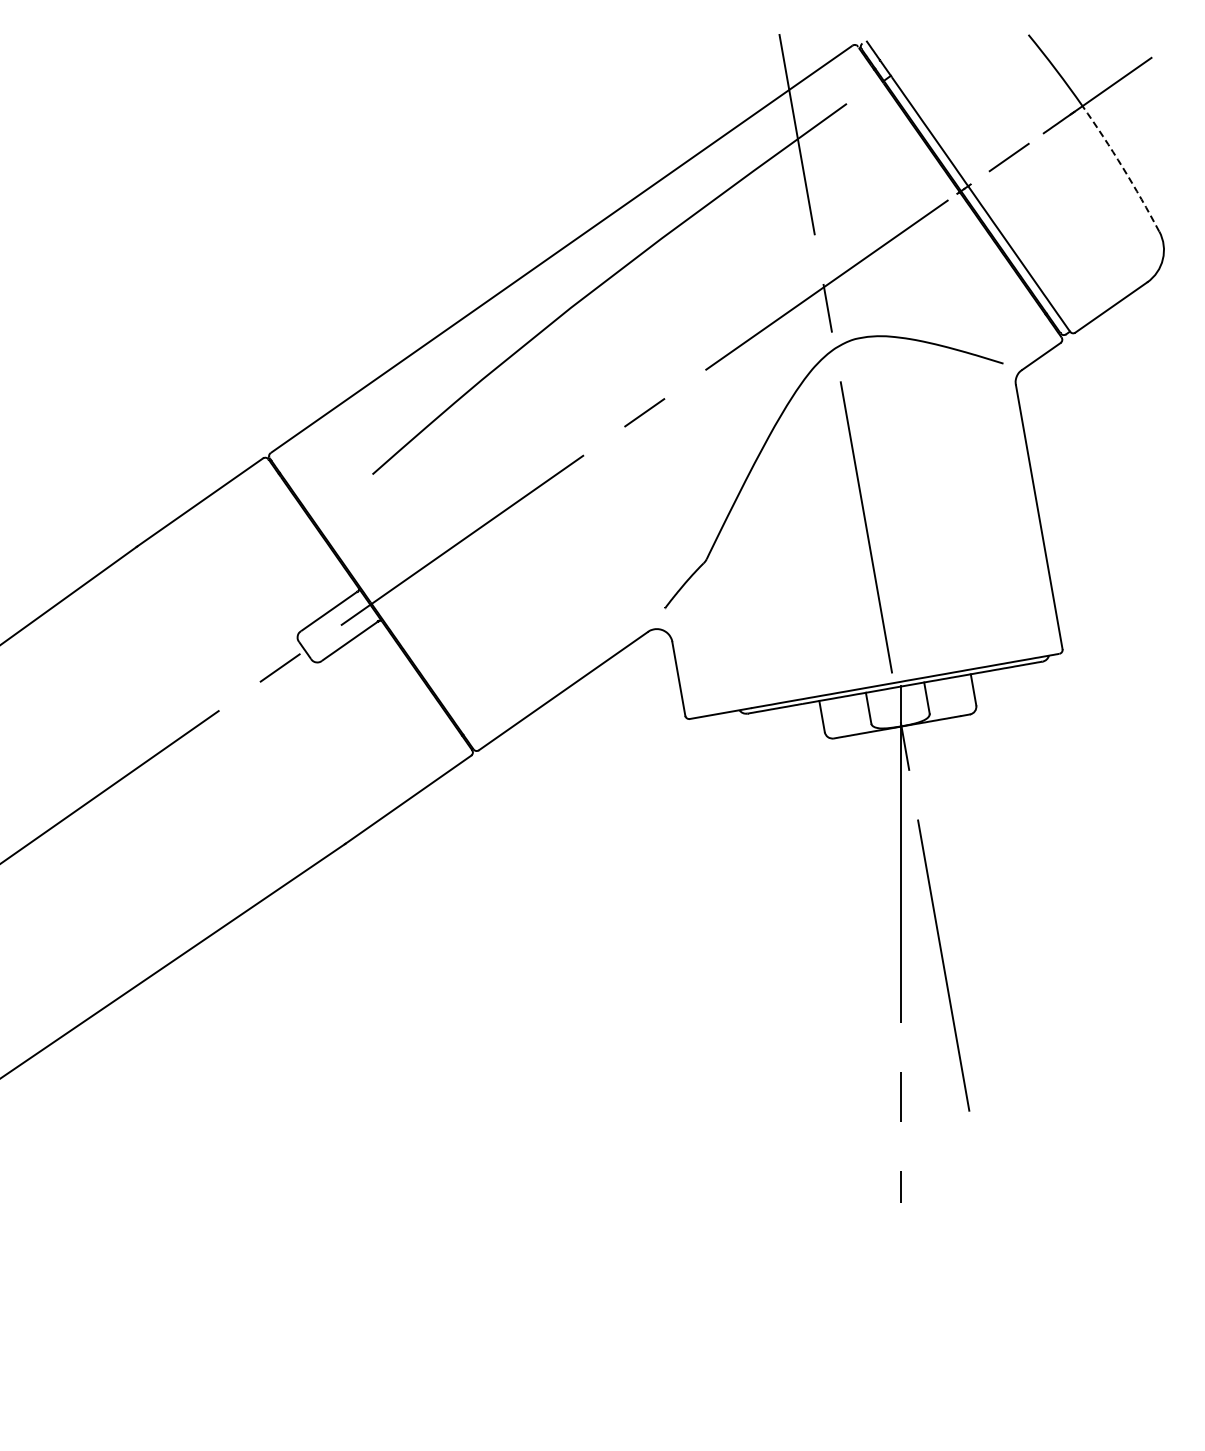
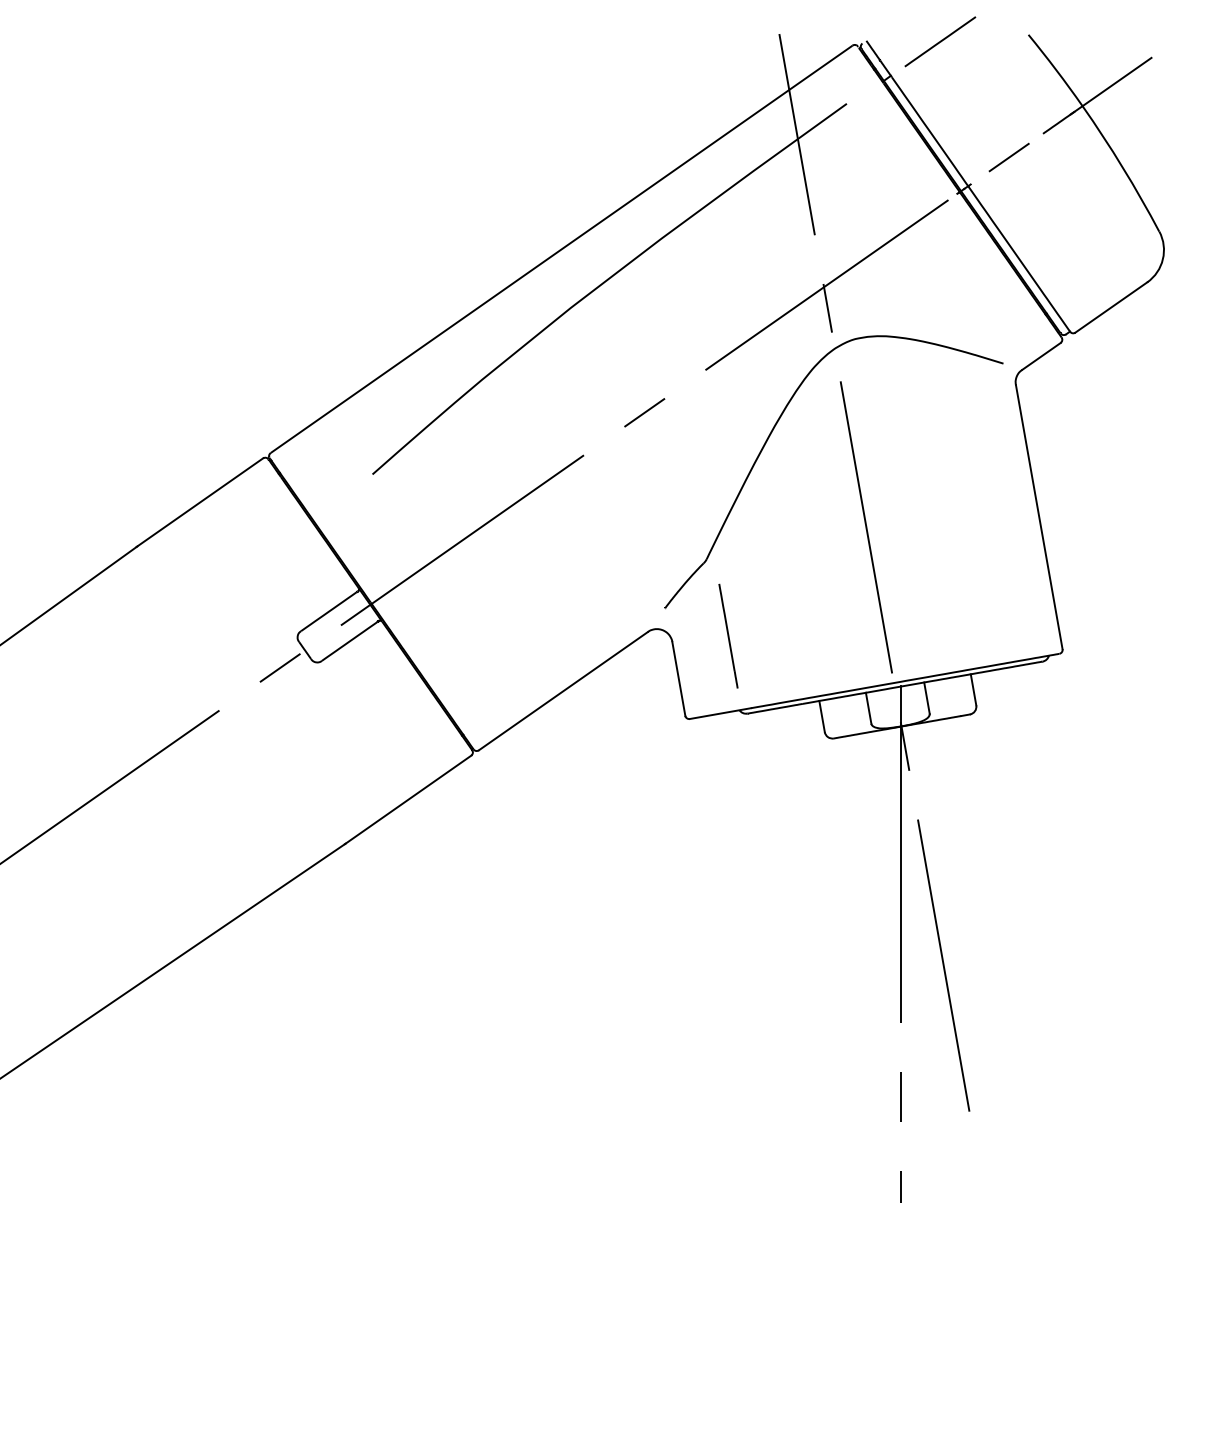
line: none -> present (940, 41)
arc: dashed -> solid (1122, 167)
line: none -> present (728, 635)
